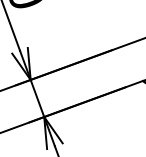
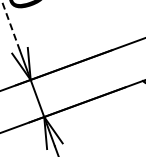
line: solid -> dashed (10, 25)
